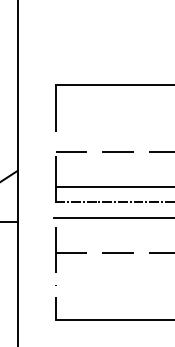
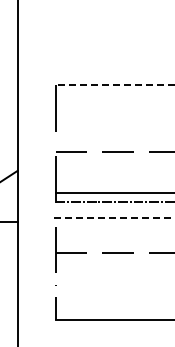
line: solid -> dashed (114, 85)
line position: (113, 186) -> (113, 192) (113, 192)
line: solid -> dashed (114, 218)
